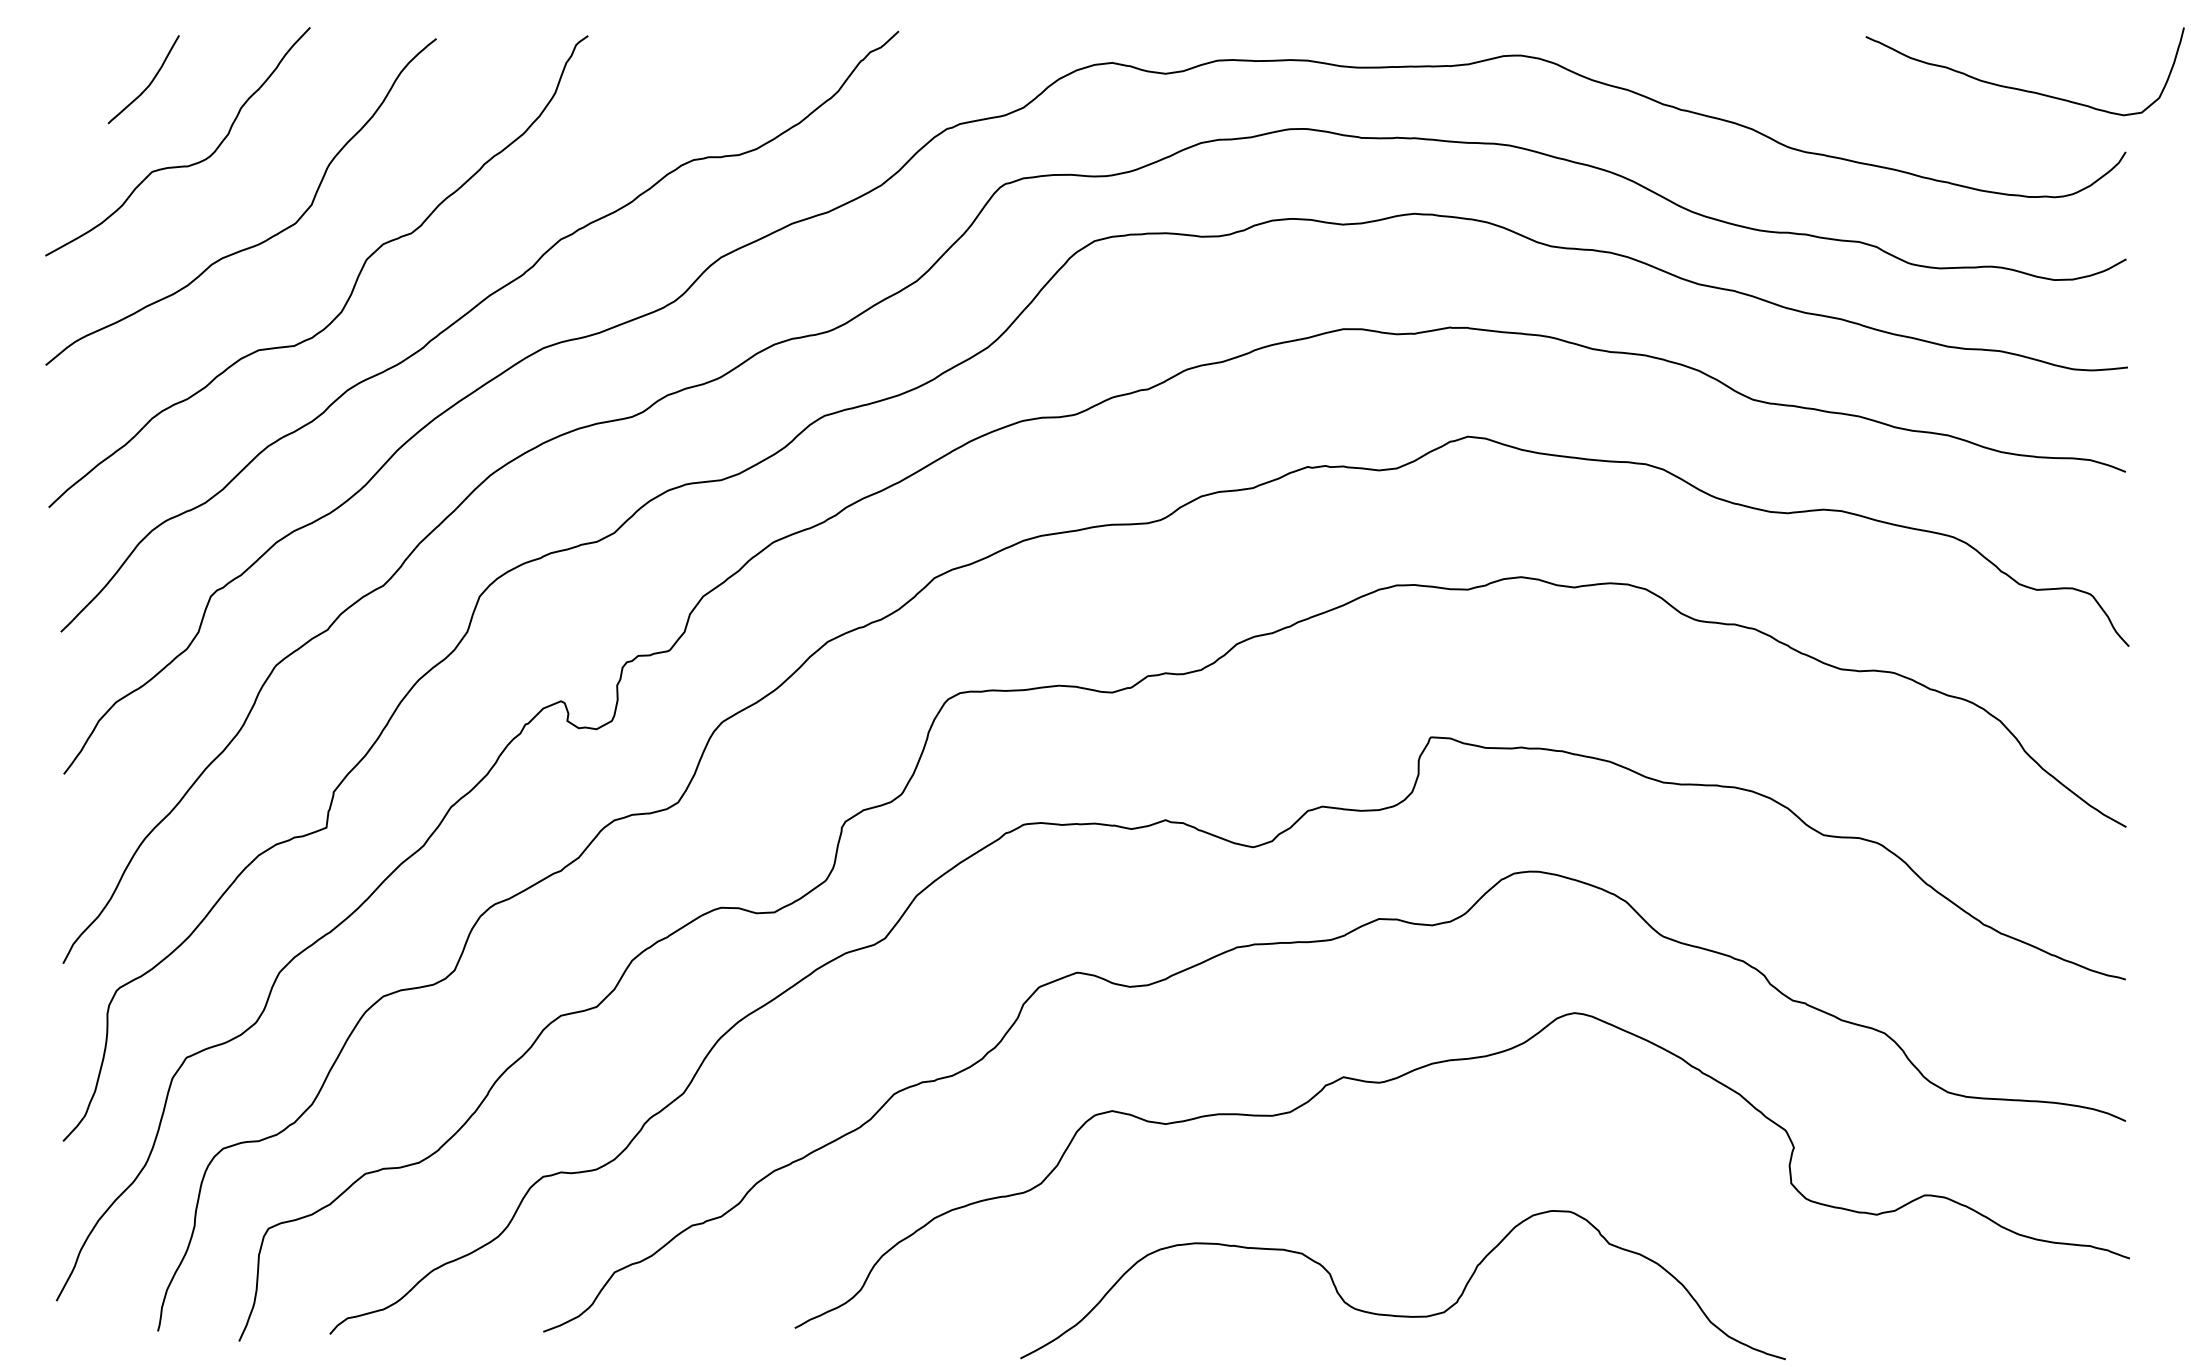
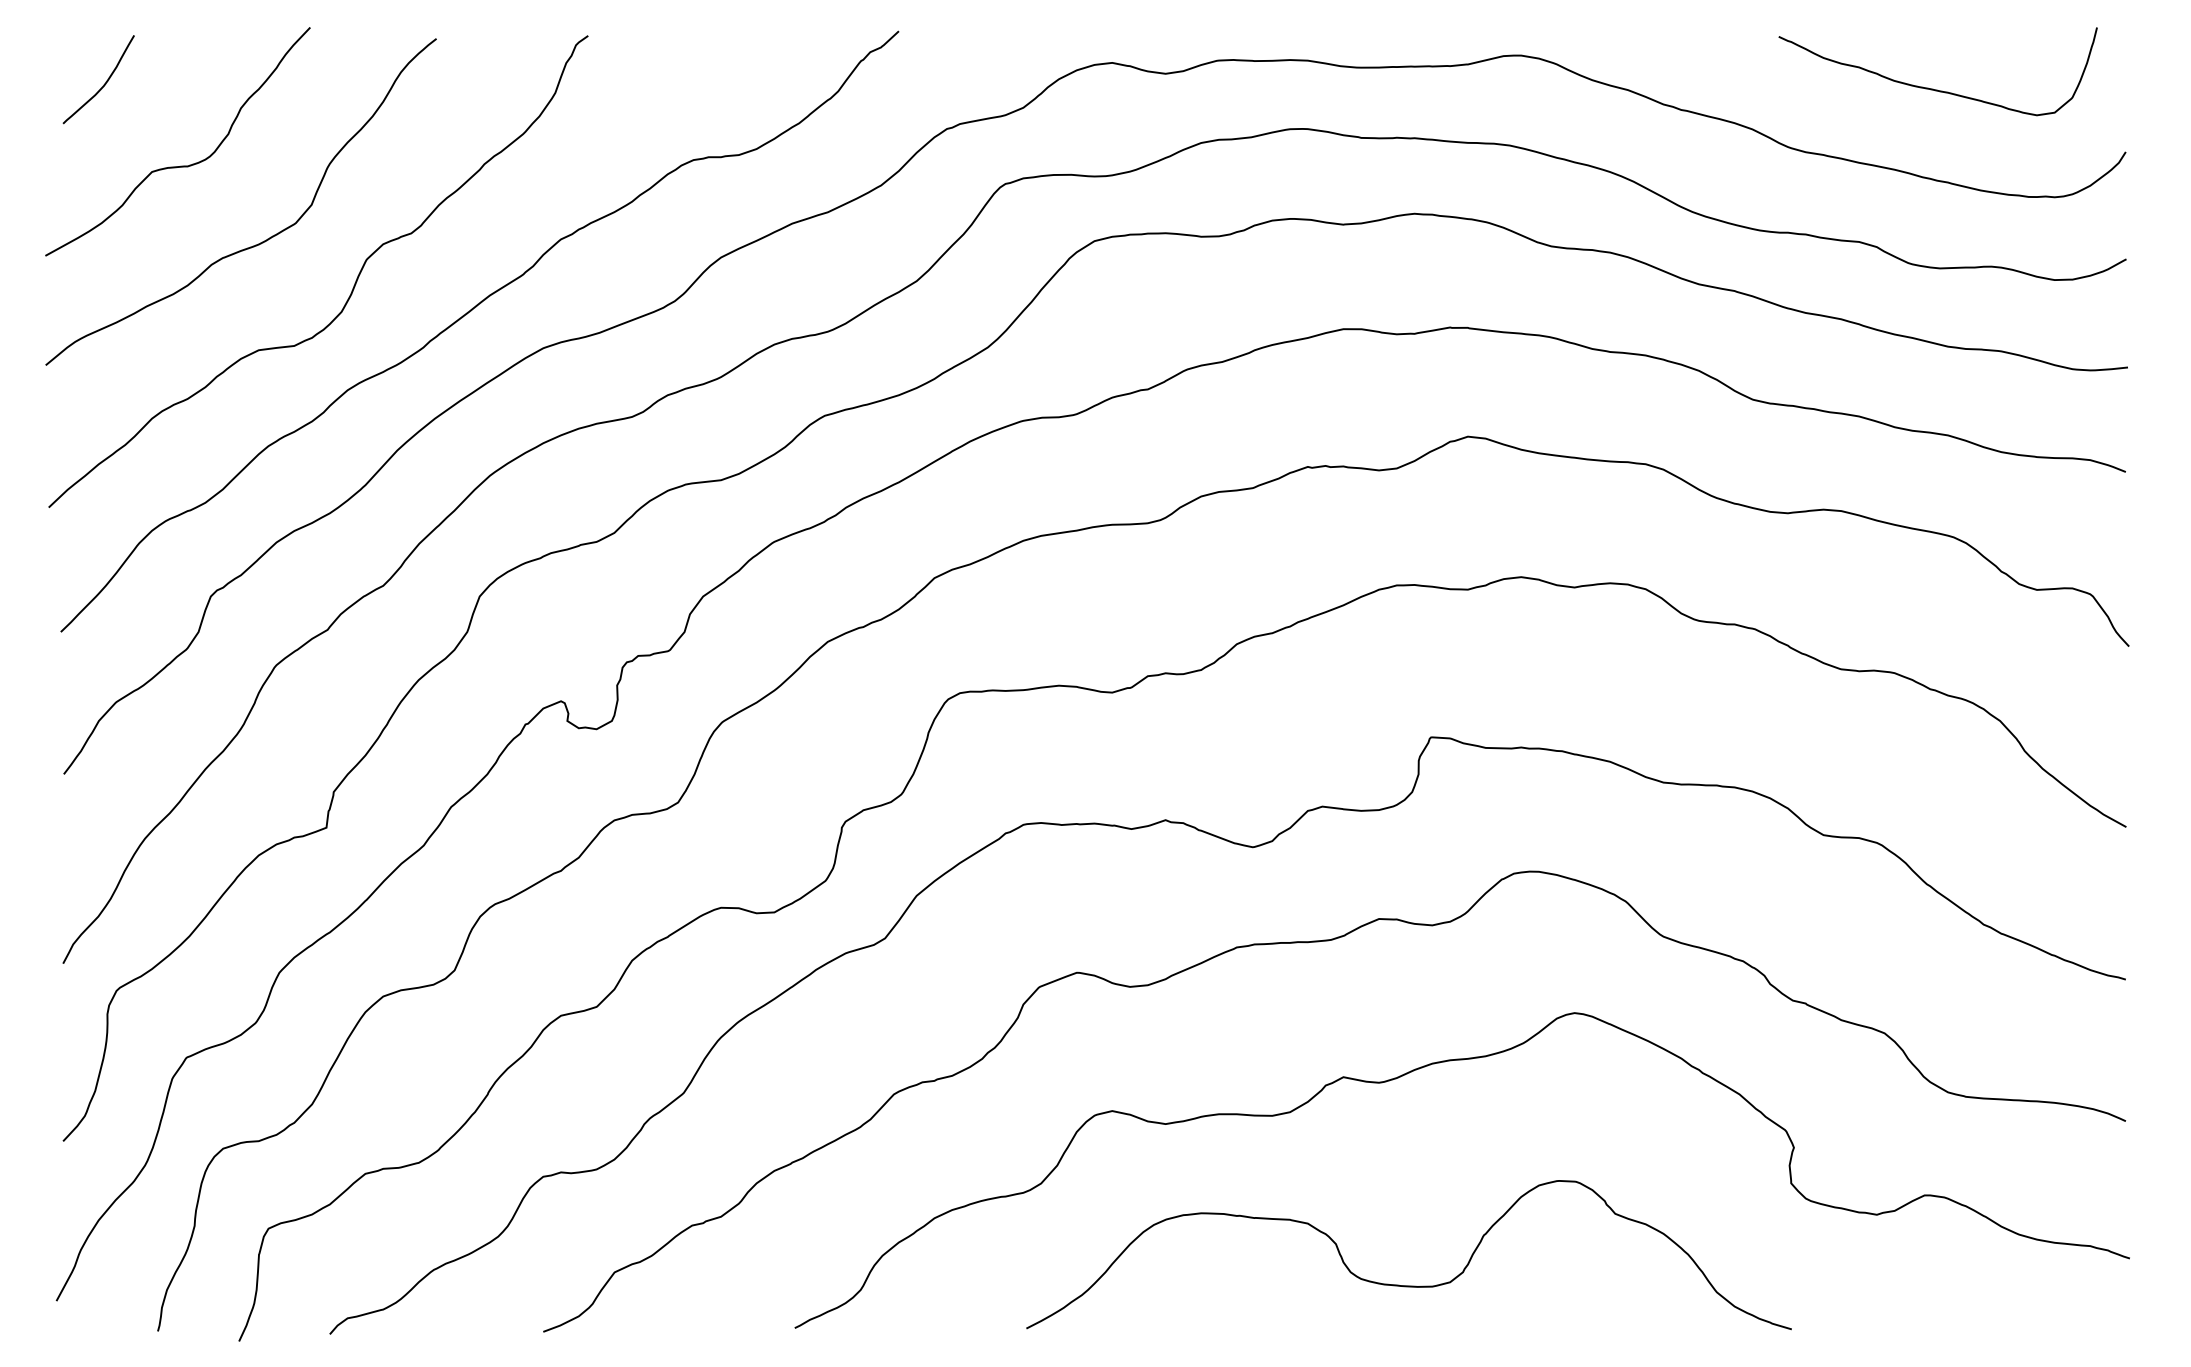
curve position: (148, 84) -> (103, 84) (103, 84)
curve position: (2020, 88) -> (1933, 88) (1933, 88)
curve position: (1402, 1315) -> (1408, 1285) (1408, 1285)
